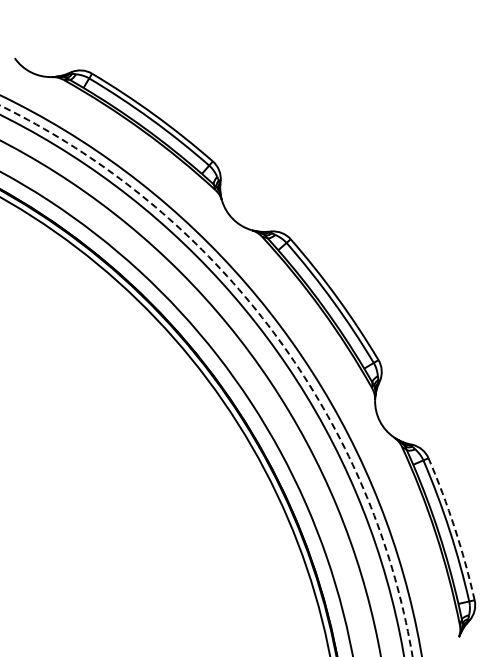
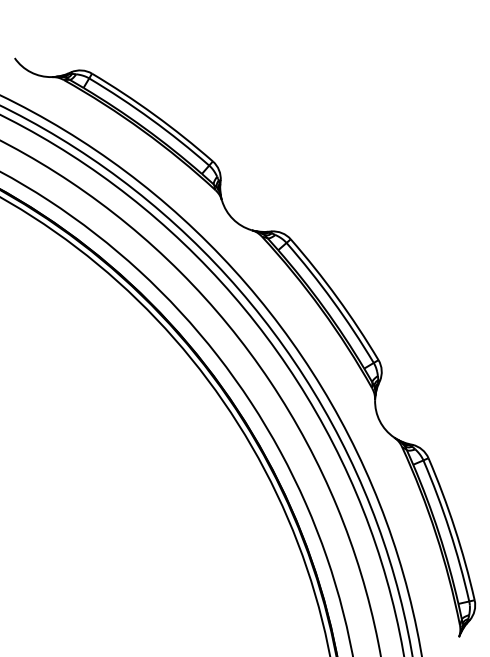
circle: dashed -> solid (206, 380)
arc: dashed -> solid (454, 528)
